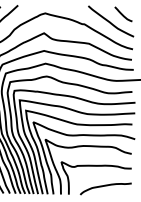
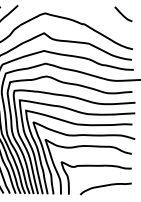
curve: present -> none (110, 21)
